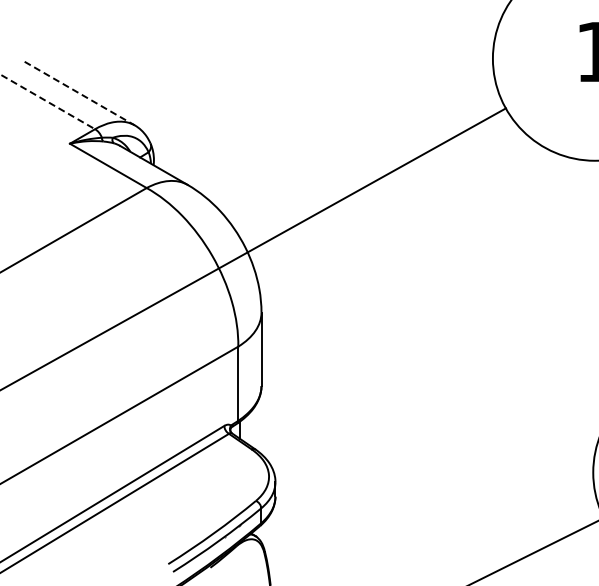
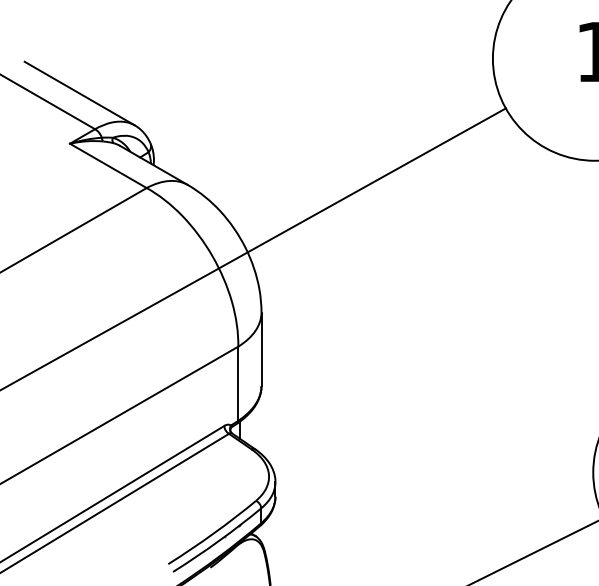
line: dashed -> solid (79, 93)
line: dashed -> solid (47, 101)
